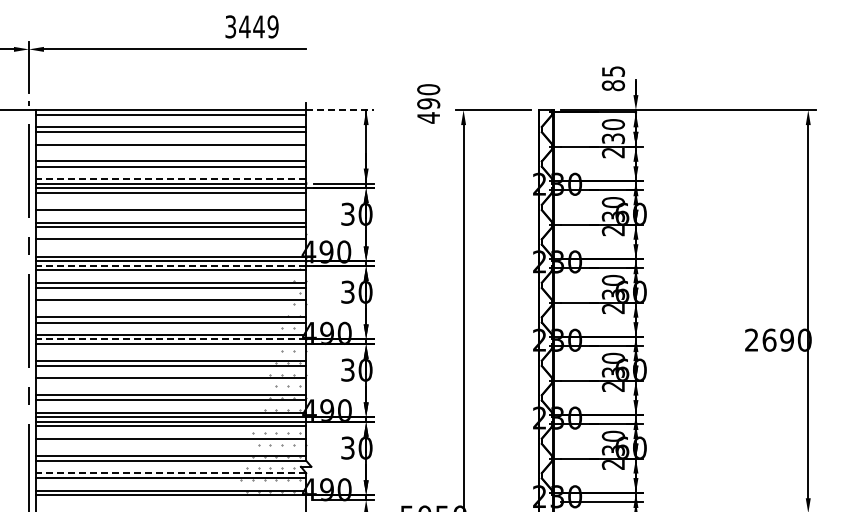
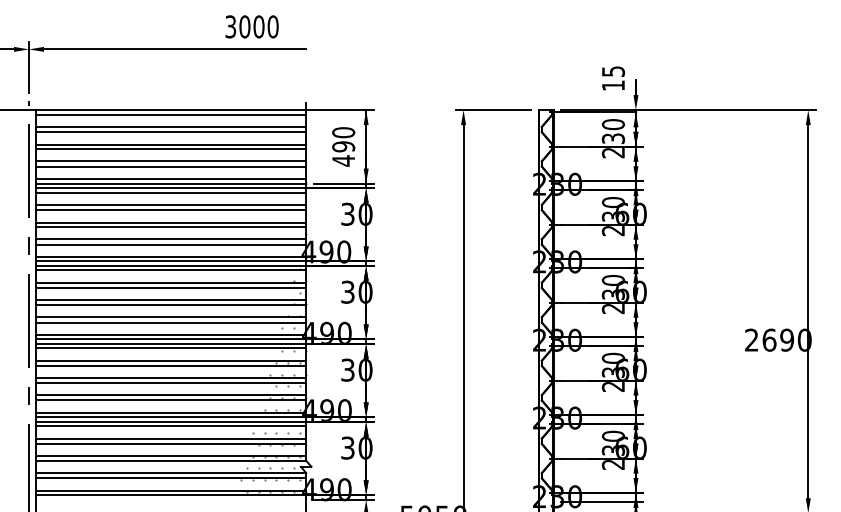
text: 3449 -> 3000 (258, 26)
text: 85 -> 15 (613, 85)
text position: (428, 103) -> (343, 146) (343, 146)
line: dashed -> solid (339, 110)
line: none -> present (171, 149)
line: dashed -> solid (171, 179)
line: none -> present (171, 204)
line: none -> present (171, 244)
line: dashed -> solid (171, 265)
line: none -> present (171, 304)
line: dashed -> solid (171, 339)
line: none -> present (171, 348)
line: none -> present (171, 382)
line: none -> present (171, 443)
line: dashed -> solid (171, 473)
